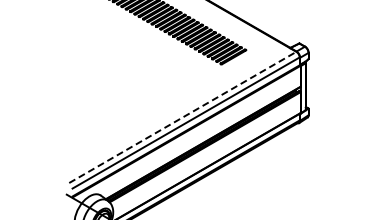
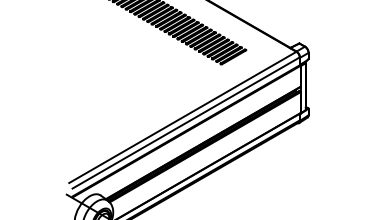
line: dashed -> solid (183, 117)
